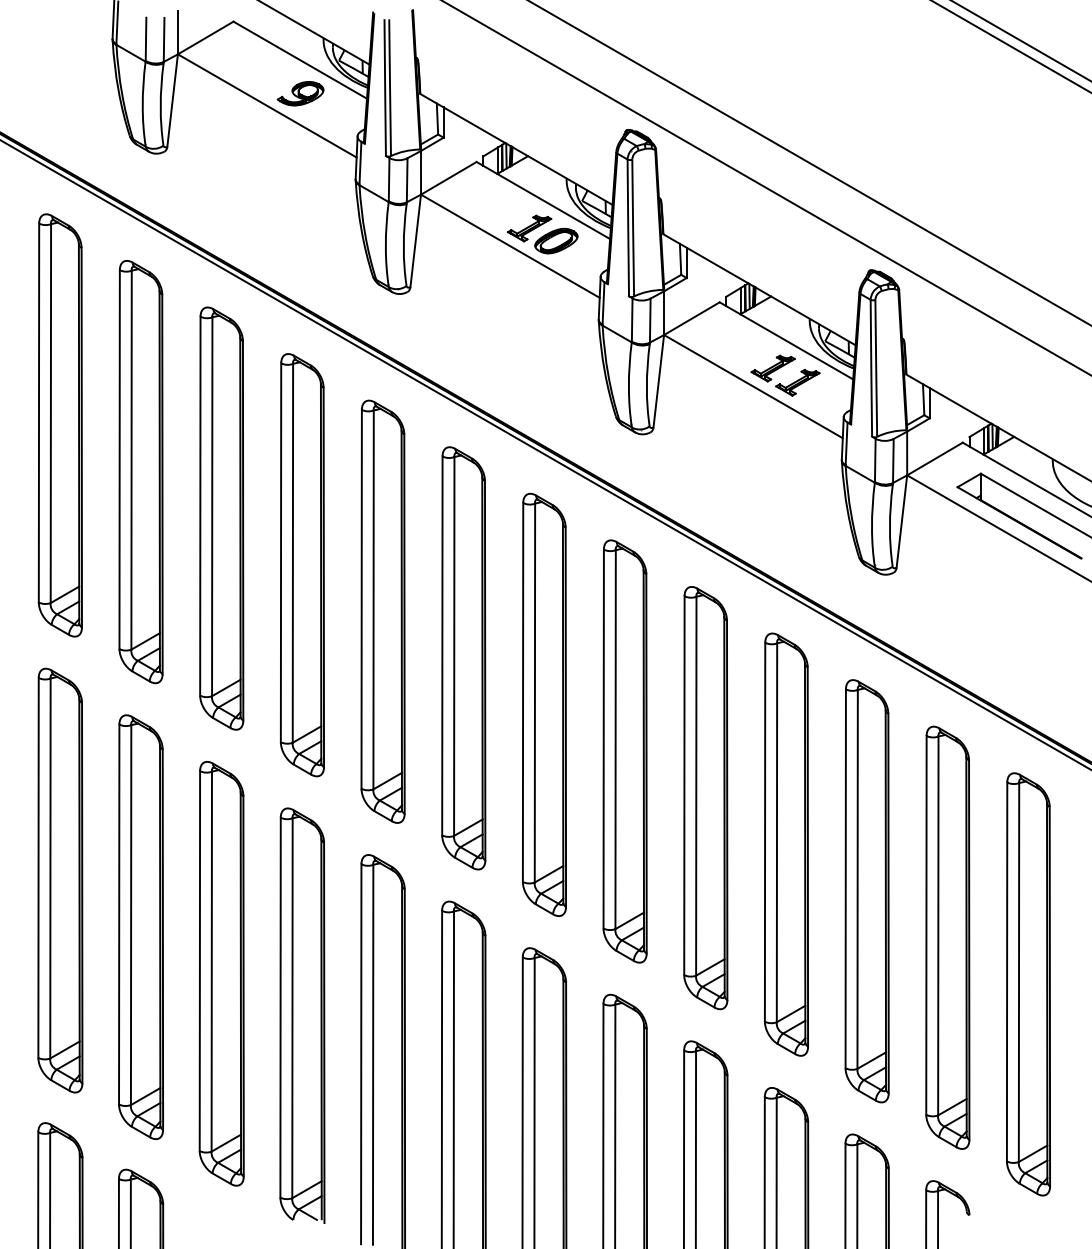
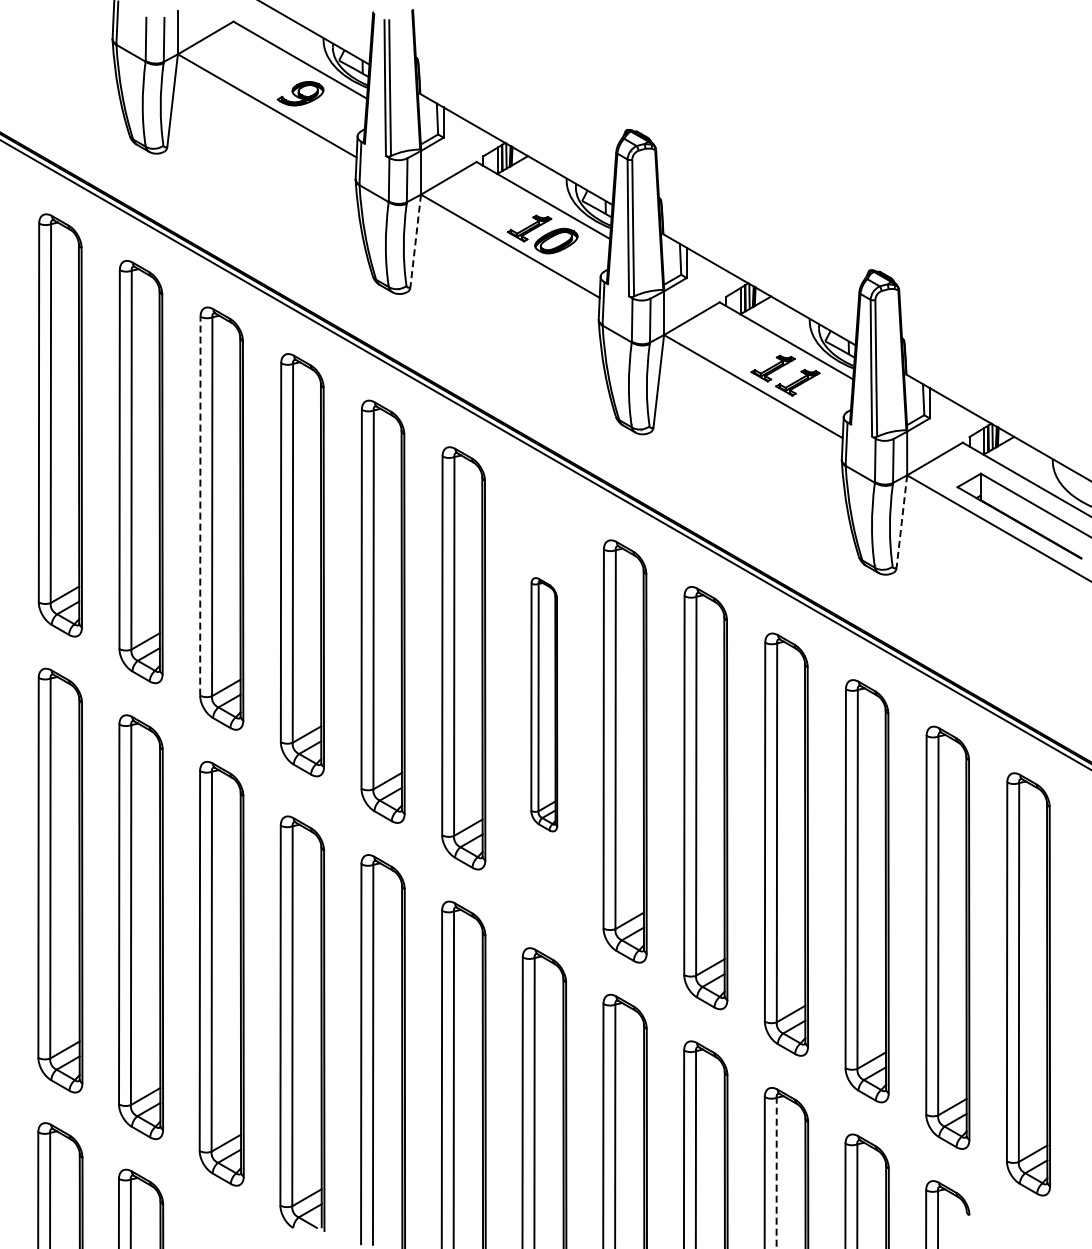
line: present -> none (1021, 40)
line: present -> none (1011, 46)
line: present -> none (809, 163)
line: present -> none (766, 188)
line: solid -> dashed (415, 241)
line: solid -> dashed (200, 505)
line: solid -> dashed (901, 522)
part size: 46x425 px -> 29x256 px (544, 704)
part position: (302, 1015) -> (302, 1023) (302, 1023)
line: solid -> dashed (776, 1172)
